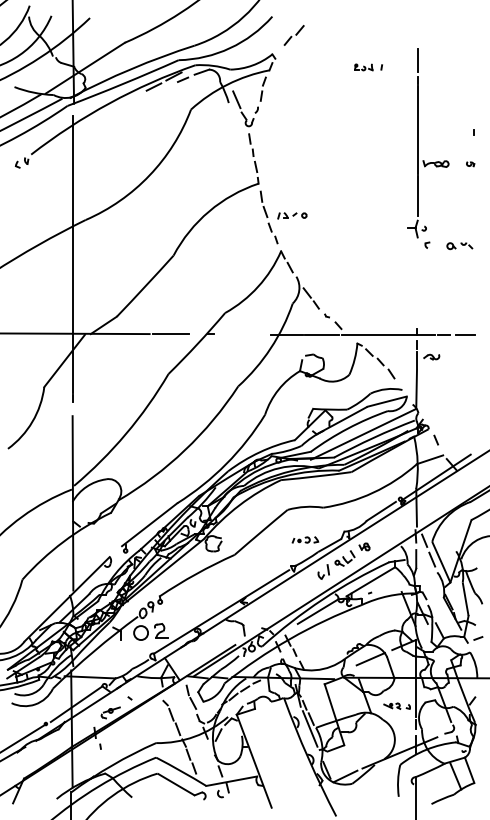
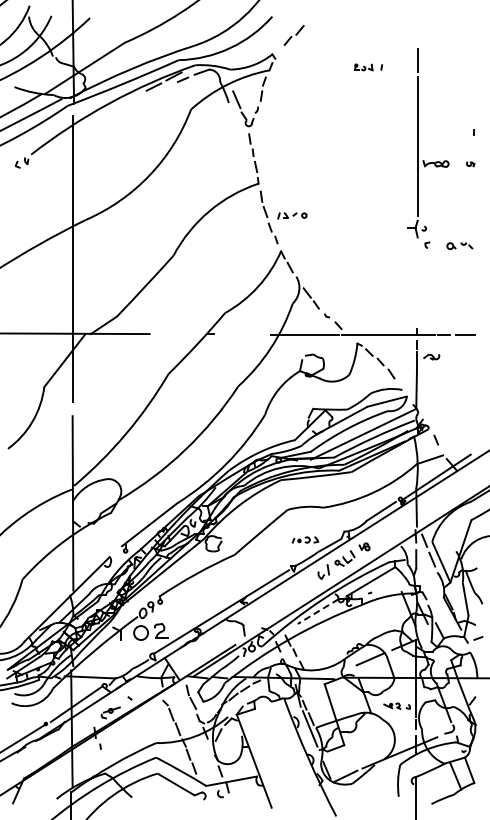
line: present -> none (170, 334)
line: solid -> dashed (318, 611)
